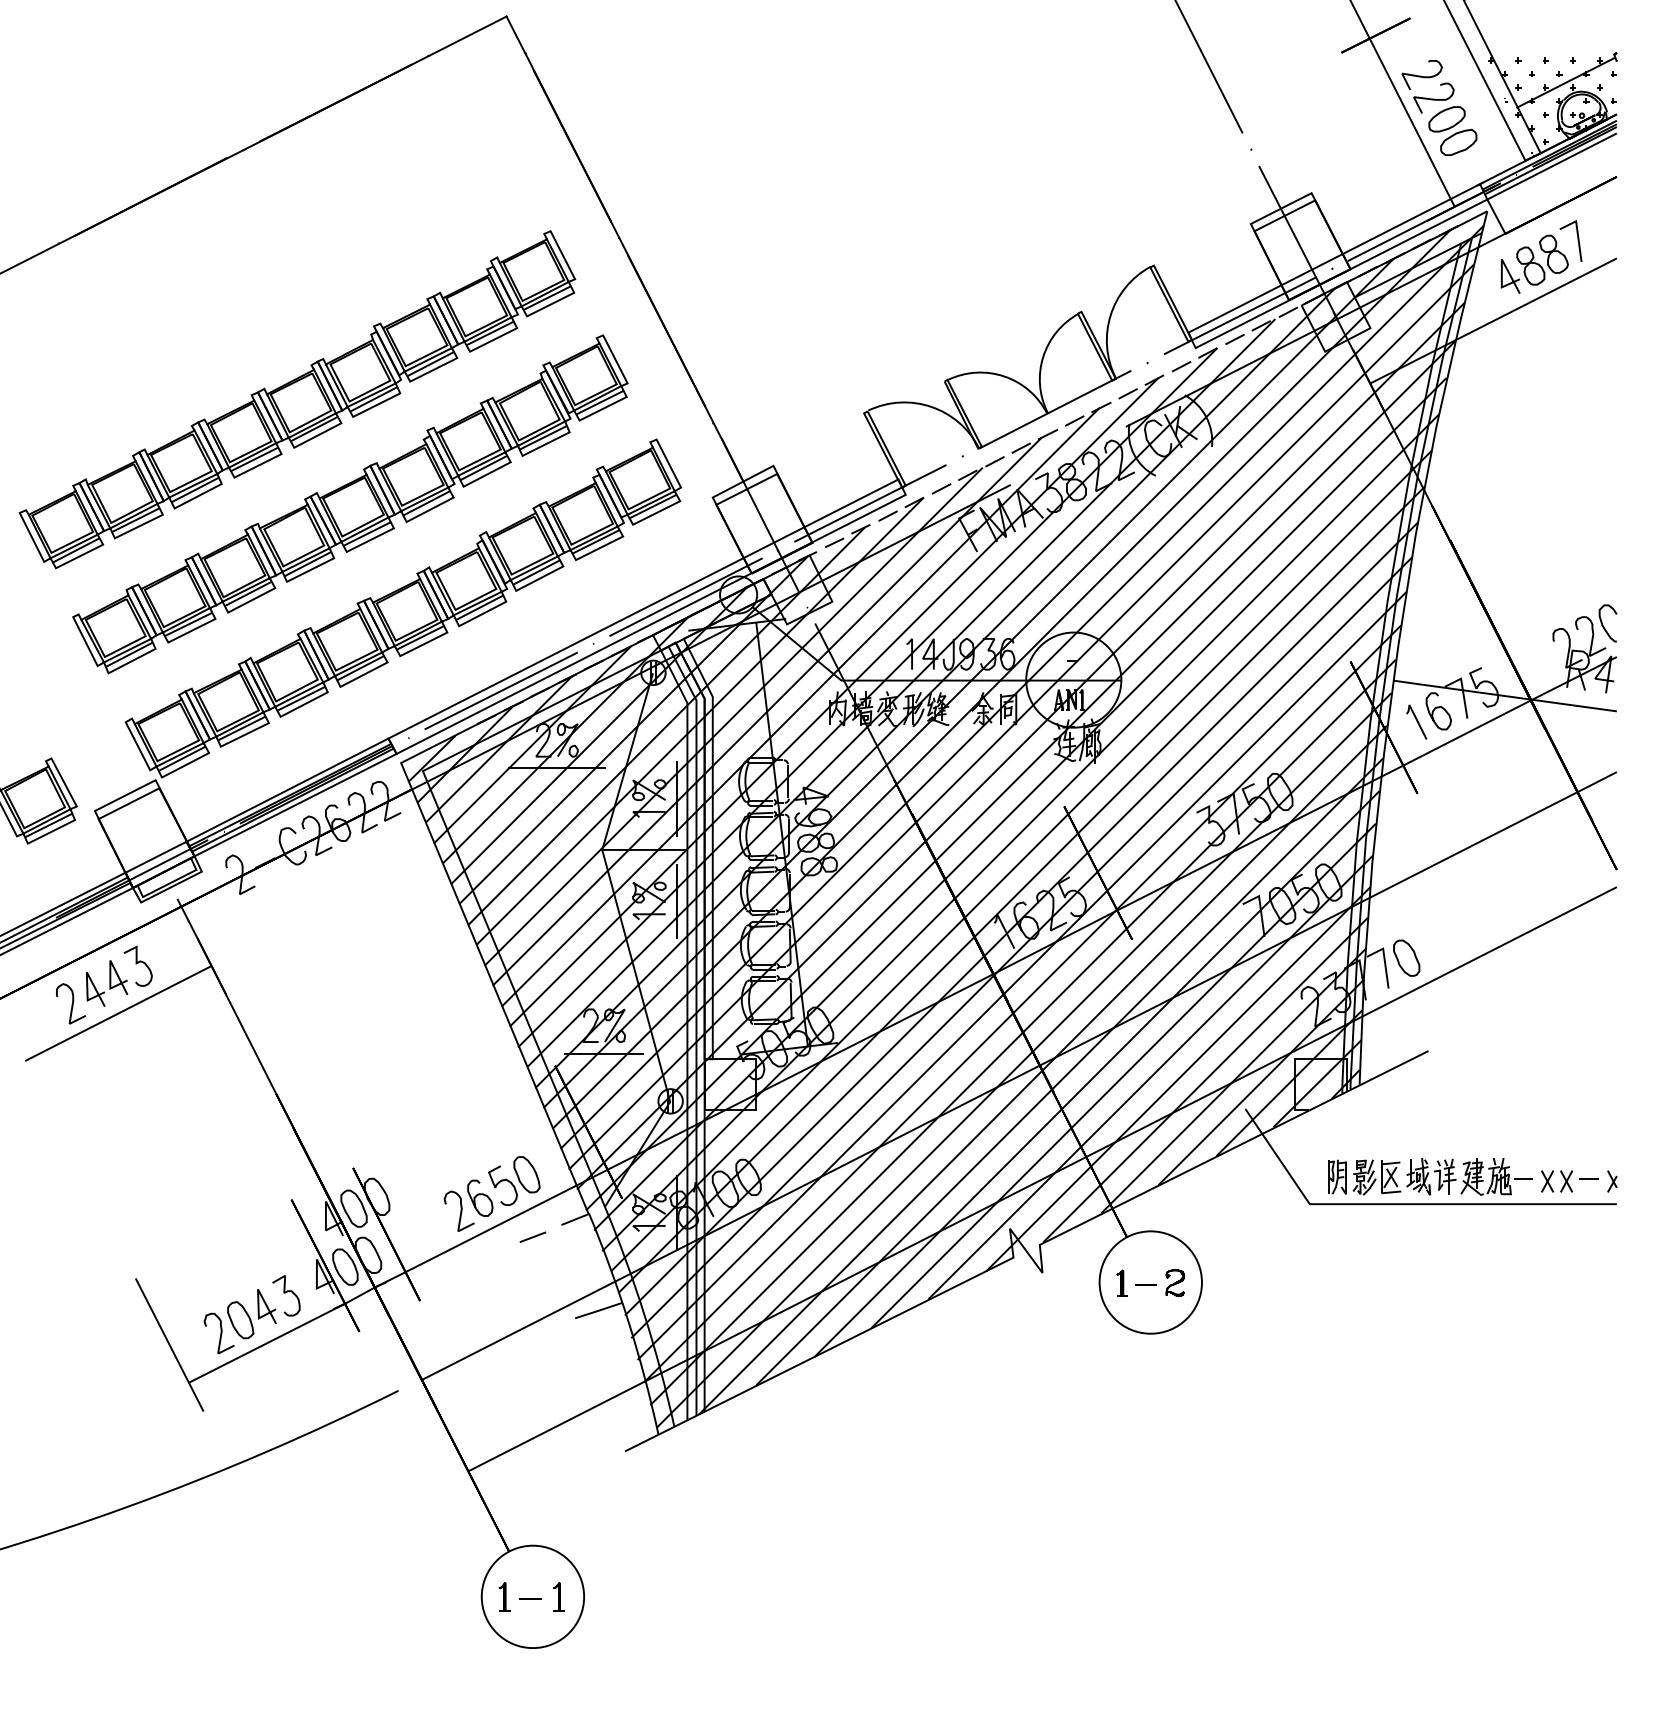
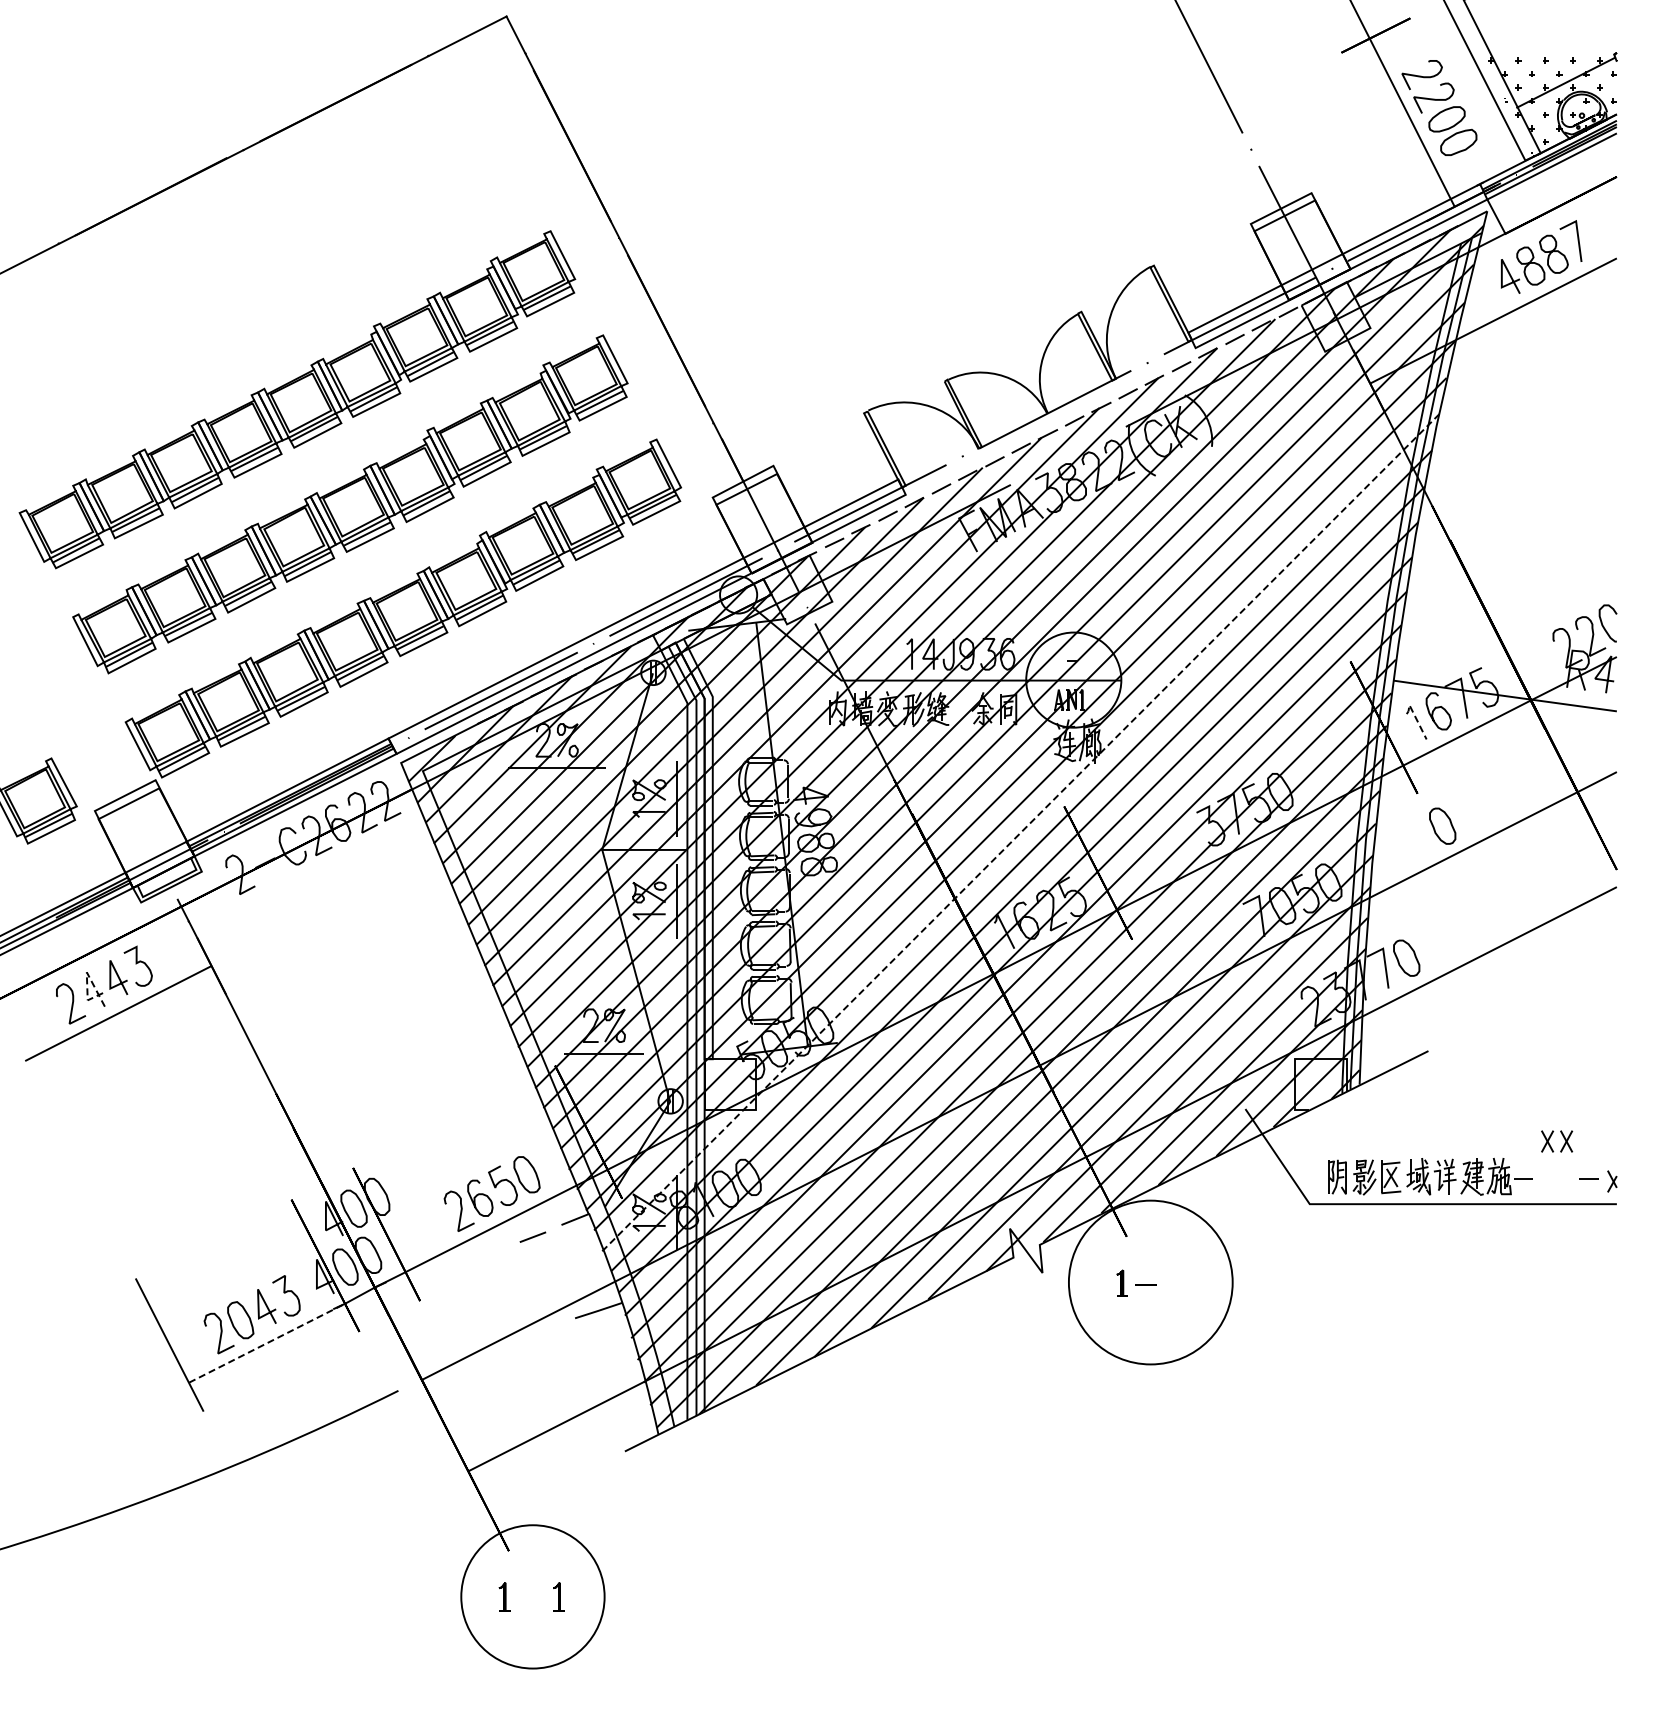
line: solid -> dashed (1415, 716)
part: none -> present (1442, 825)
line: solid -> dashed (1020, 832)
line: solid -> dashed (86, 977)
part position: (1563, 1178) -> (1563, 1138) (1563, 1138)
circle diameter: 102 px -> 164 px (1150, 1282)
part: present -> none (1174, 1282)
line: solid -> dashed (267, 1343)
circle diameter: 102 px -> 143 px (532, 1596)
line: present -> none (530, 1598)
